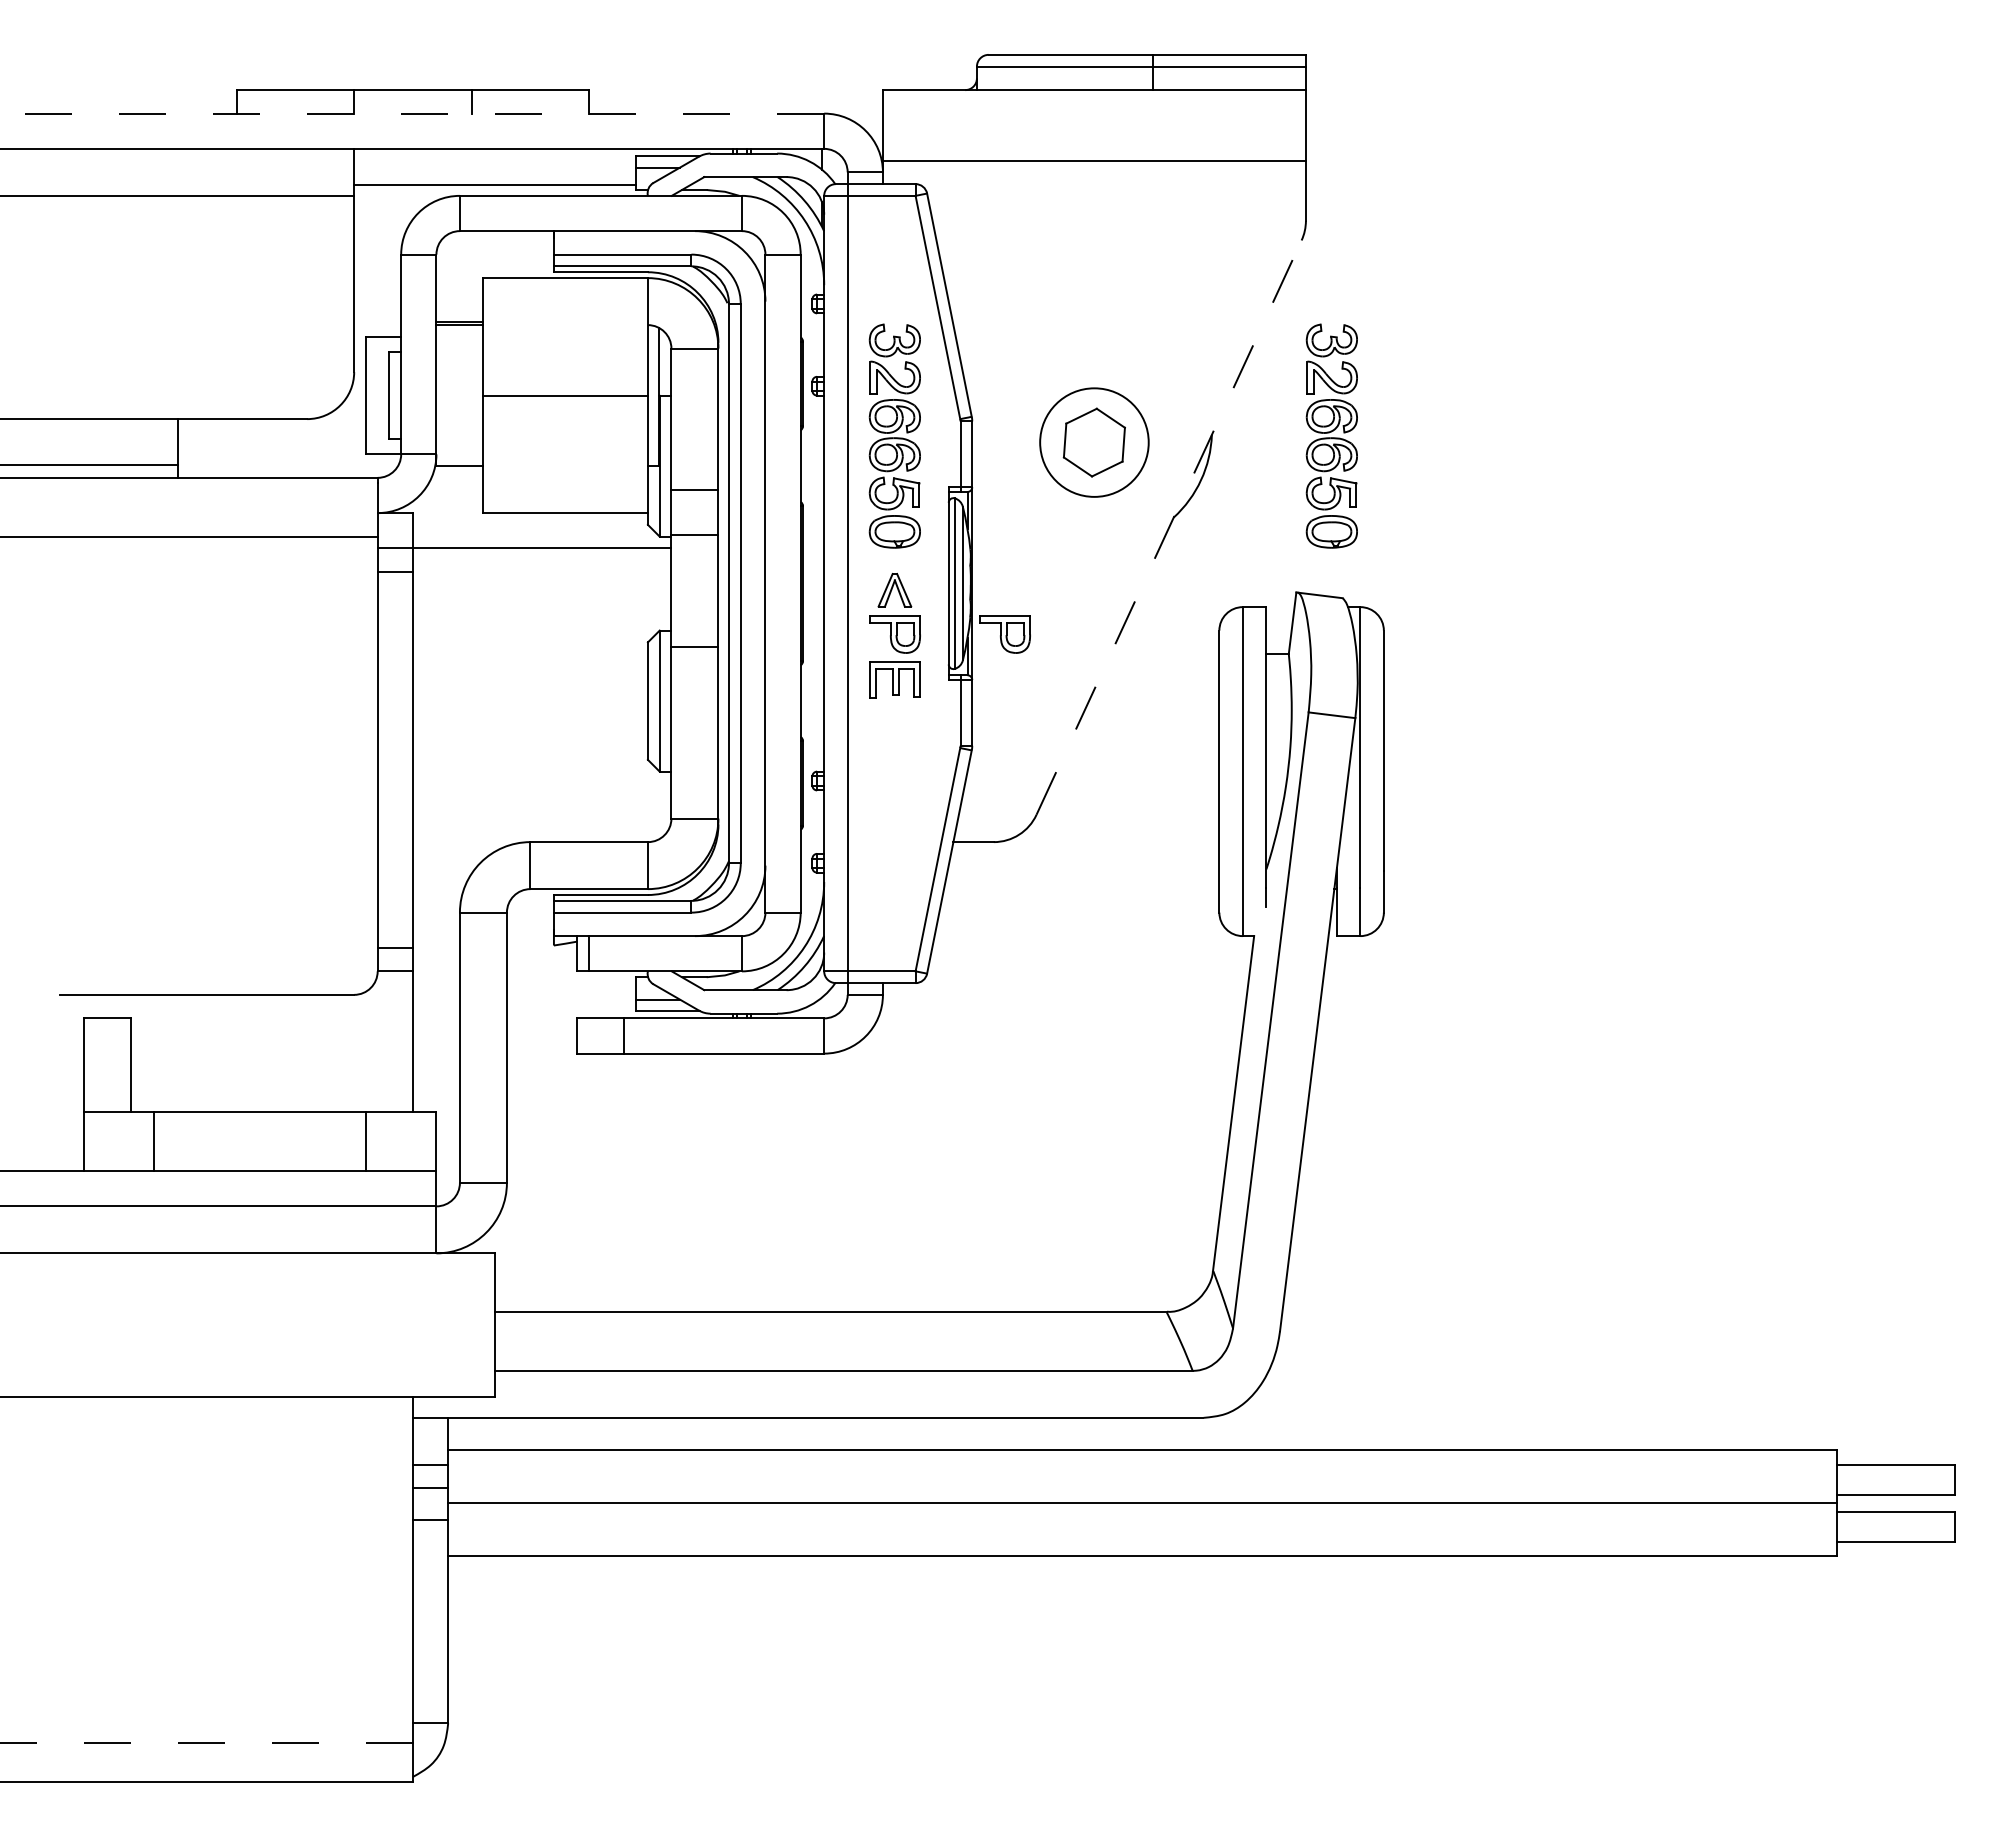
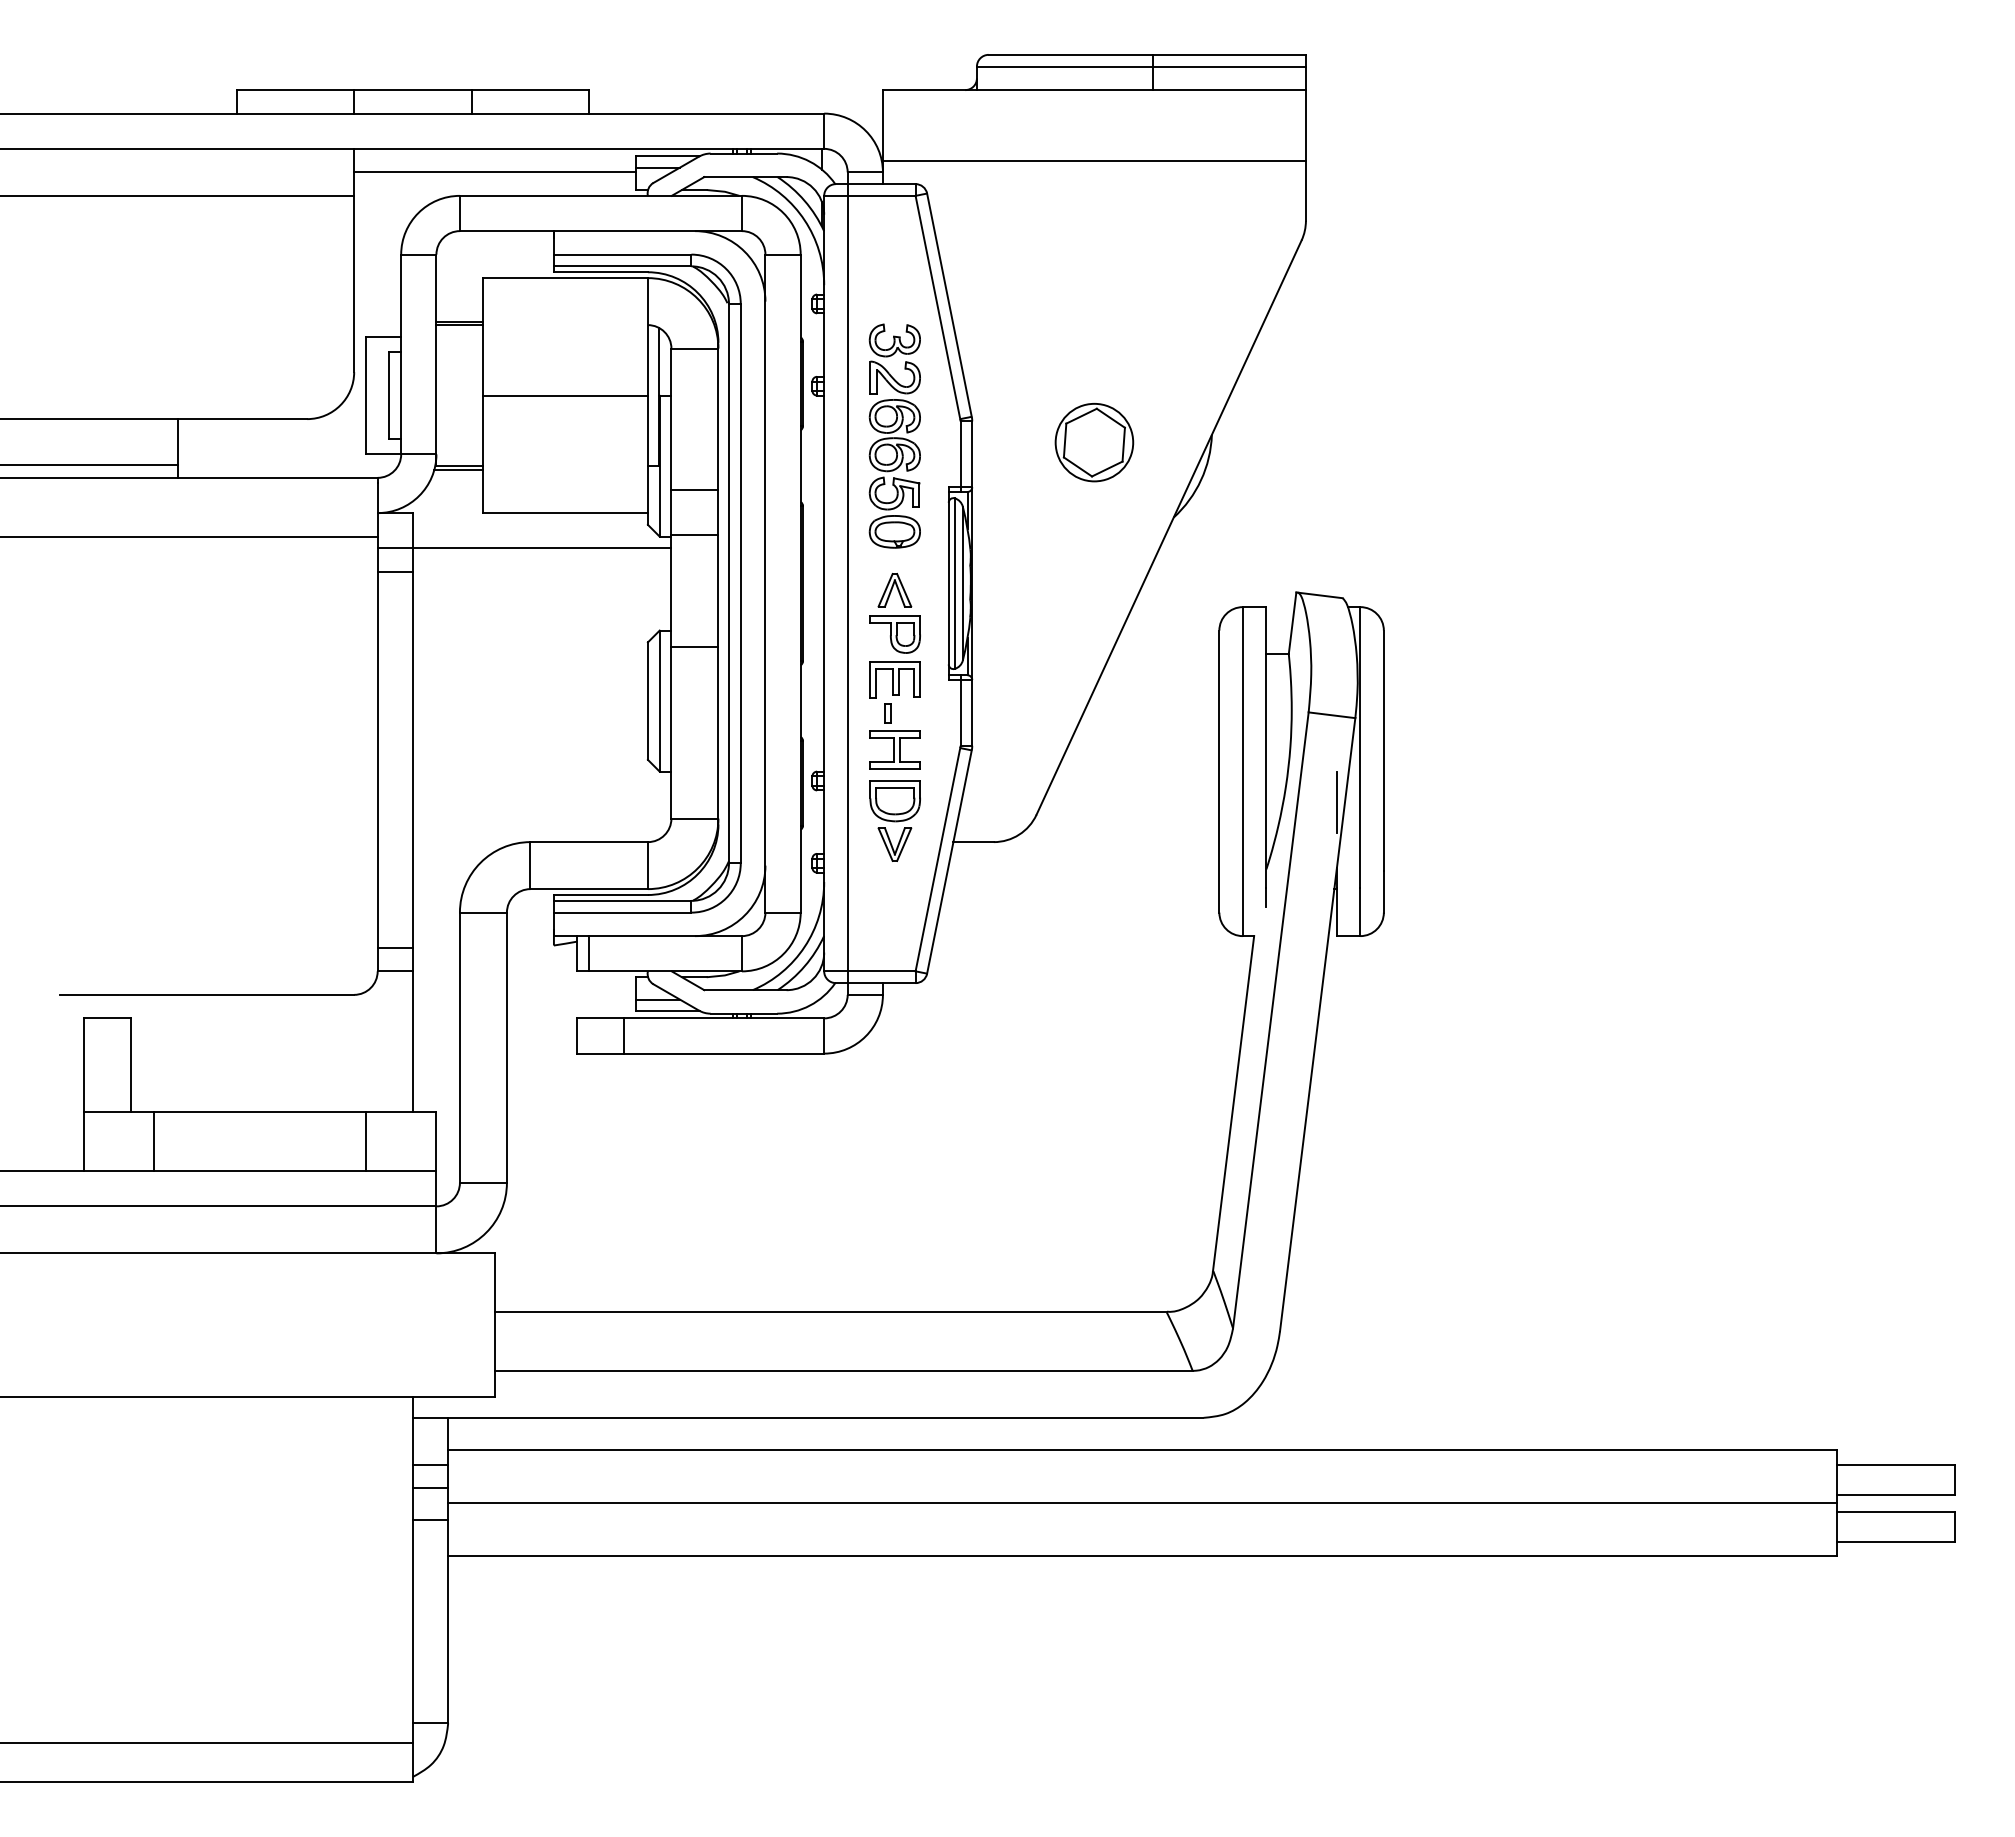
line: dashed -> solid (412, 113)
line position: (495, 185) -> (495, 172) (495, 172)
part: present -> none (1331, 435)
circle diameter: 109 px -> 78 px (1094, 442)
line: none -> present (458, 469)
line: dashed -> solid (1169, 527)
part: present -> none (1004, 634)
part: none -> present (894, 736)
line: none -> present (1336, 802)
part: none -> present (894, 820)
line: dashed -> solid (207, 1743)
